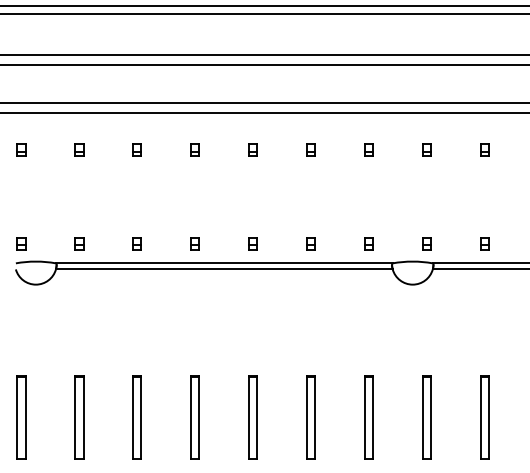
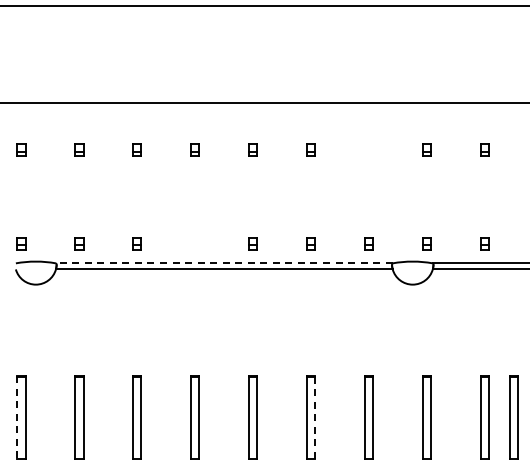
line: present -> none (264, 14)
line: present -> none (264, 55)
line: present -> none (264, 64)
line: present -> none (264, 112)
part: present -> none (368, 149)
part: present -> none (194, 243)
line: solid -> dashed (223, 263)
line: solid -> dashed (315, 417)
part: none -> present (513, 417)
line: solid -> dashed (17, 418)
